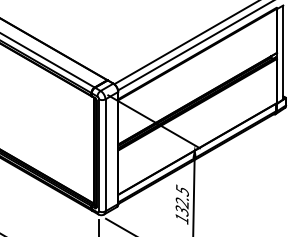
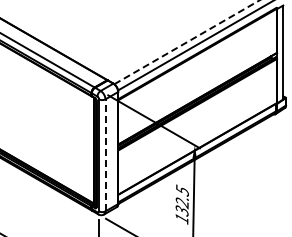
line: solid -> dashed (186, 42)
line: solid -> dashed (105, 154)
